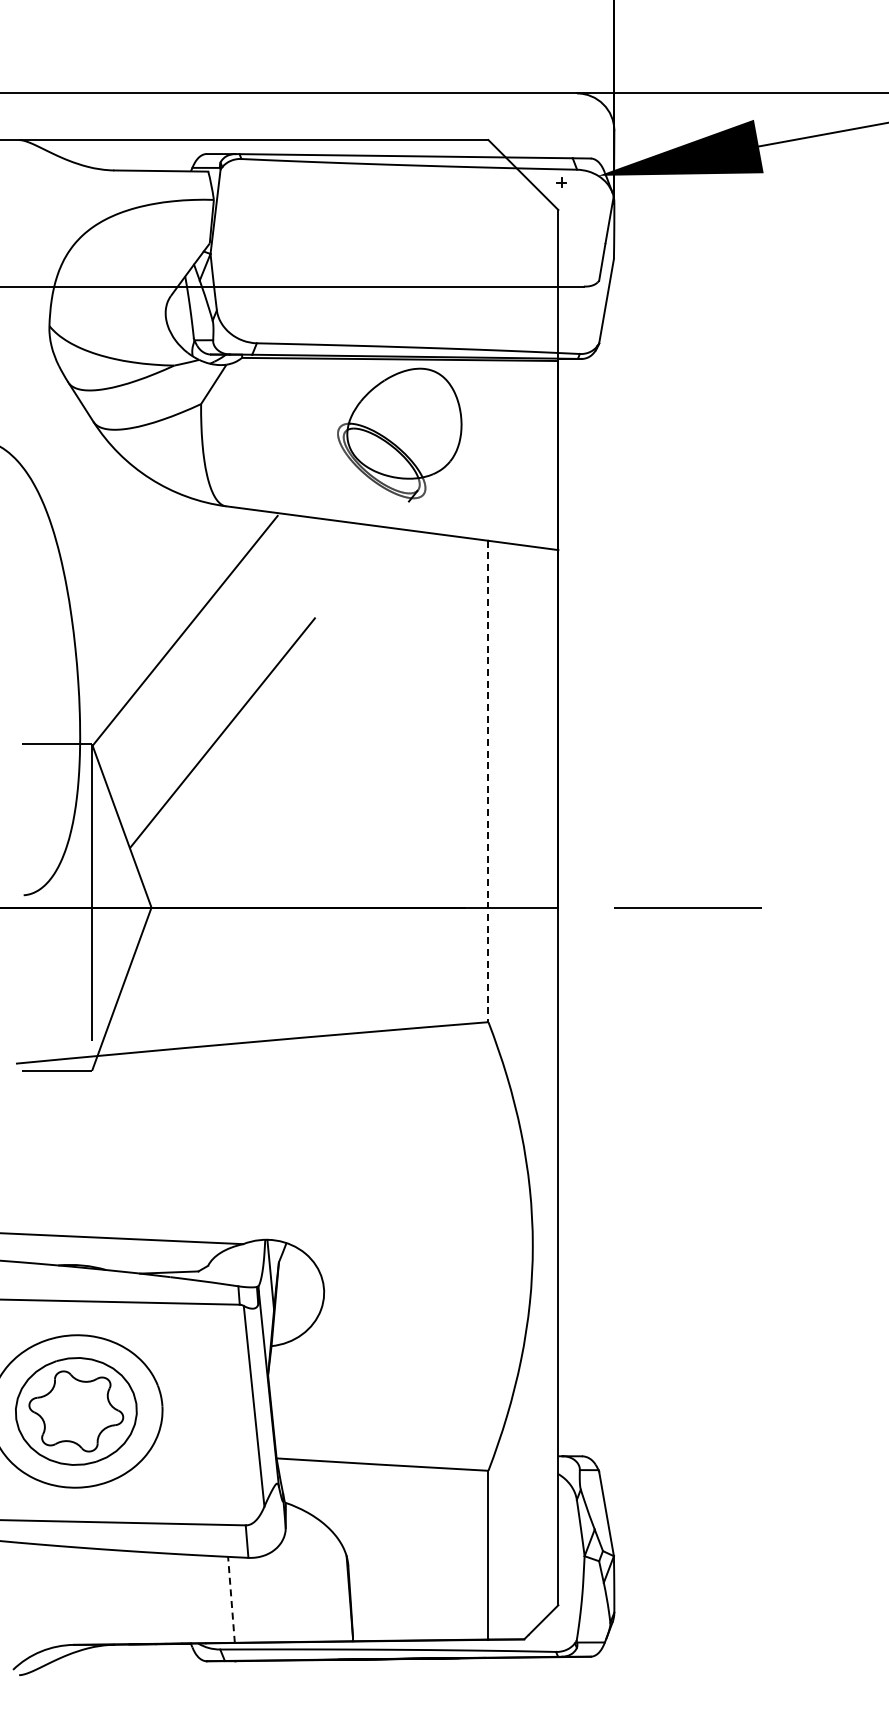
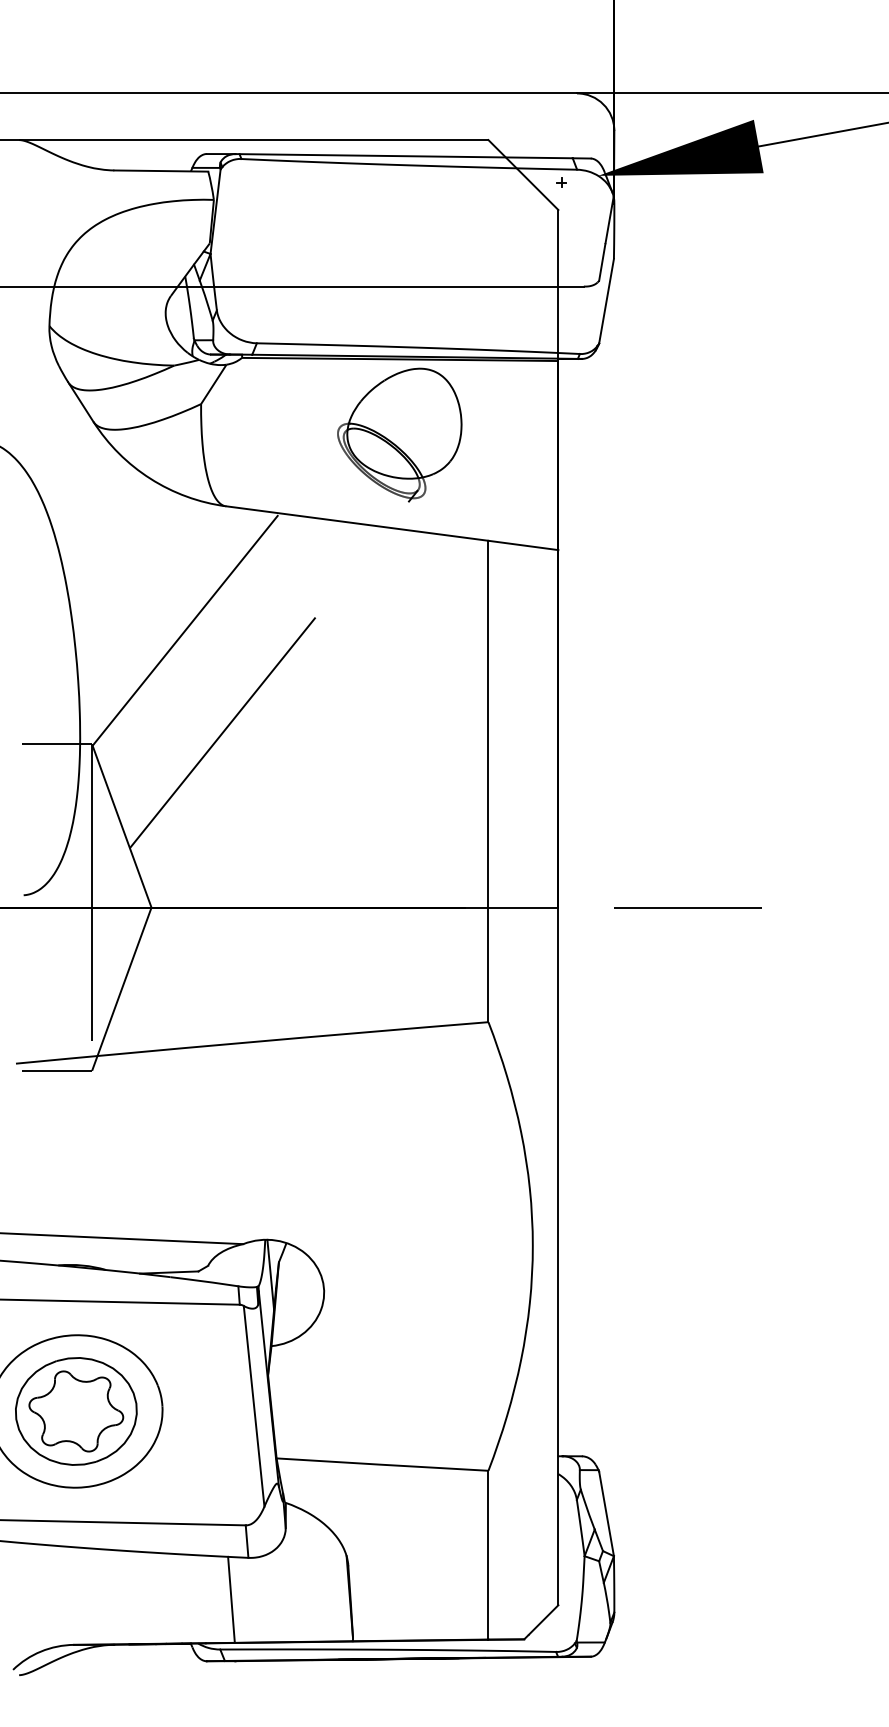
line: dashed -> solid (488, 781)
line: dashed -> solid (231, 1599)
